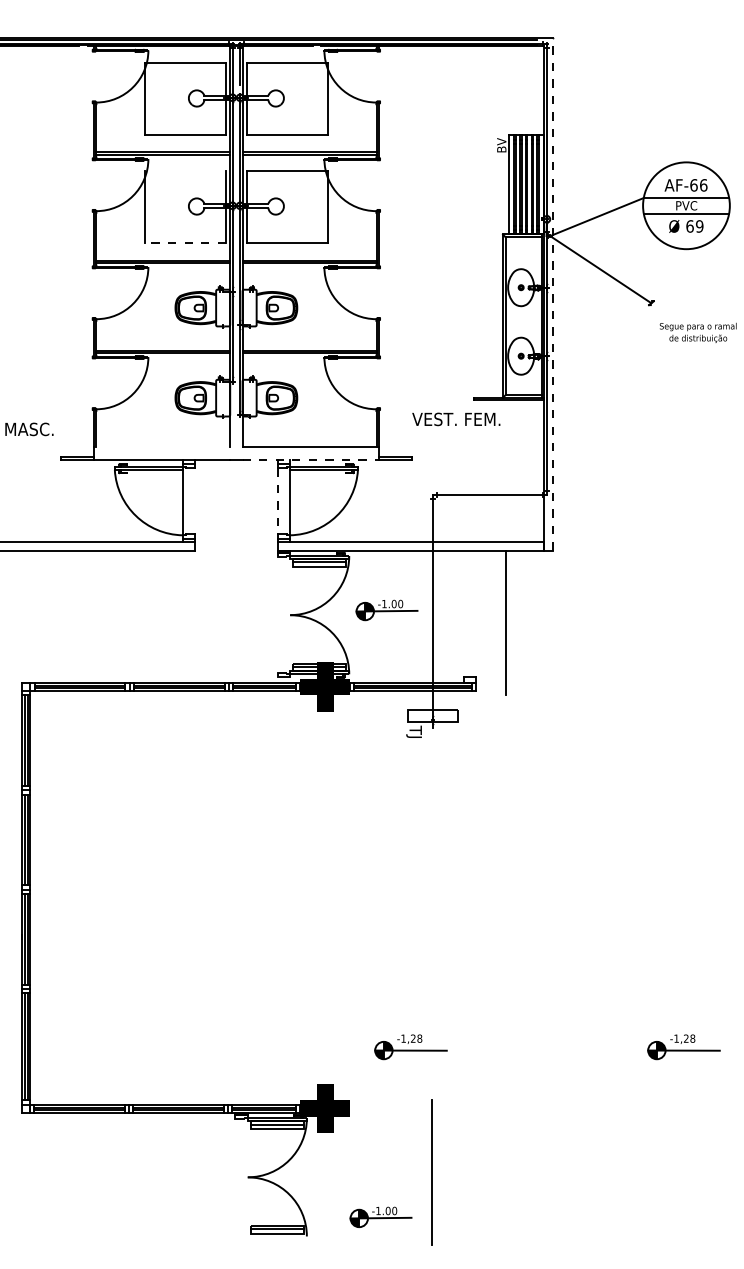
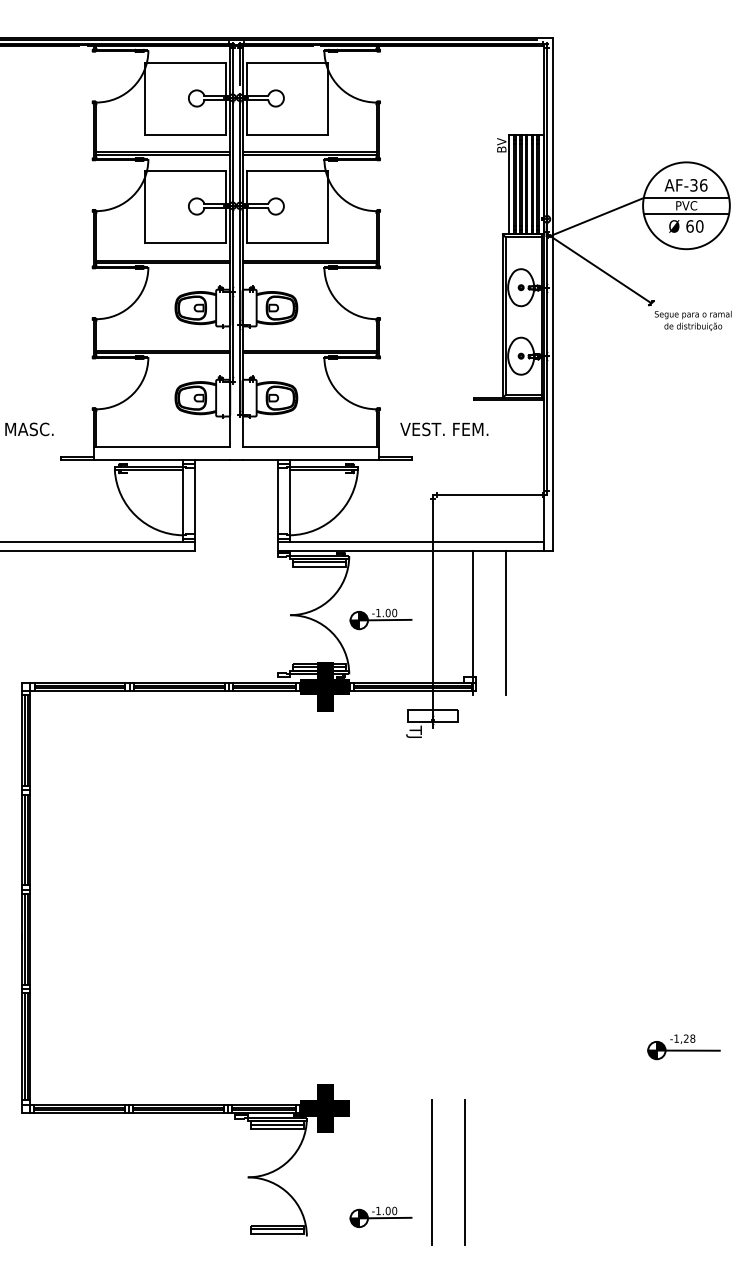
line: none -> present (184, 170)
text: AF-66 -> AF-36 (693, 185)
text: 69 -> 60 (699, 226)
line: dashed -> solid (185, 243)
line: dashed -> solid (552, 293)
text position: (697, 332) -> (692, 320) (692, 320)
text position: (456, 419) -> (444, 429) (444, 429)
line: none -> present (161, 447)
line: dashed -> solid (311, 459)
line: none -> present (195, 501)
line: dashed -> solid (277, 501)
part position: (386, 610) -> (380, 619) (380, 619)
line: none -> present (473, 622)
part: present -> none (410, 1047)
line: none -> present (465, 1172)
